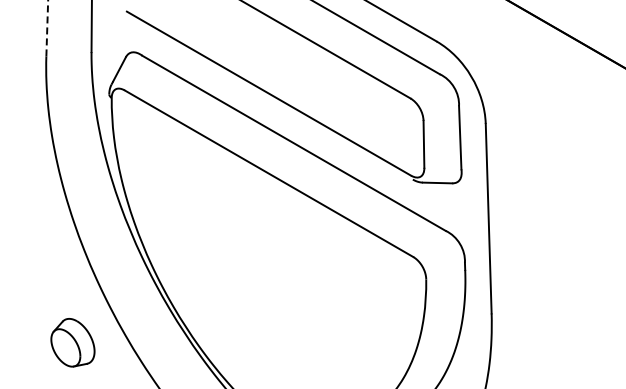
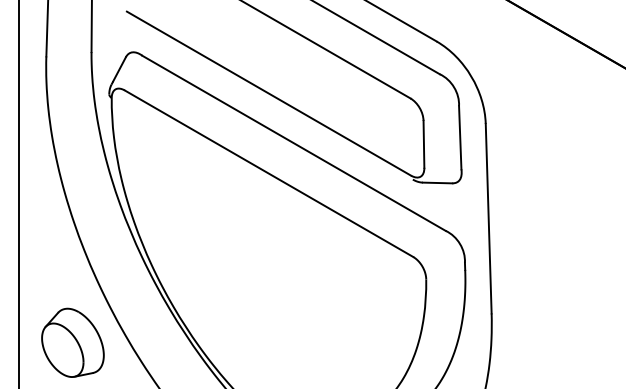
line: dashed -> solid (47, 28)
line: none -> present (18, 193)
part size: 46x50 px -> 64x71 px (72, 342)
